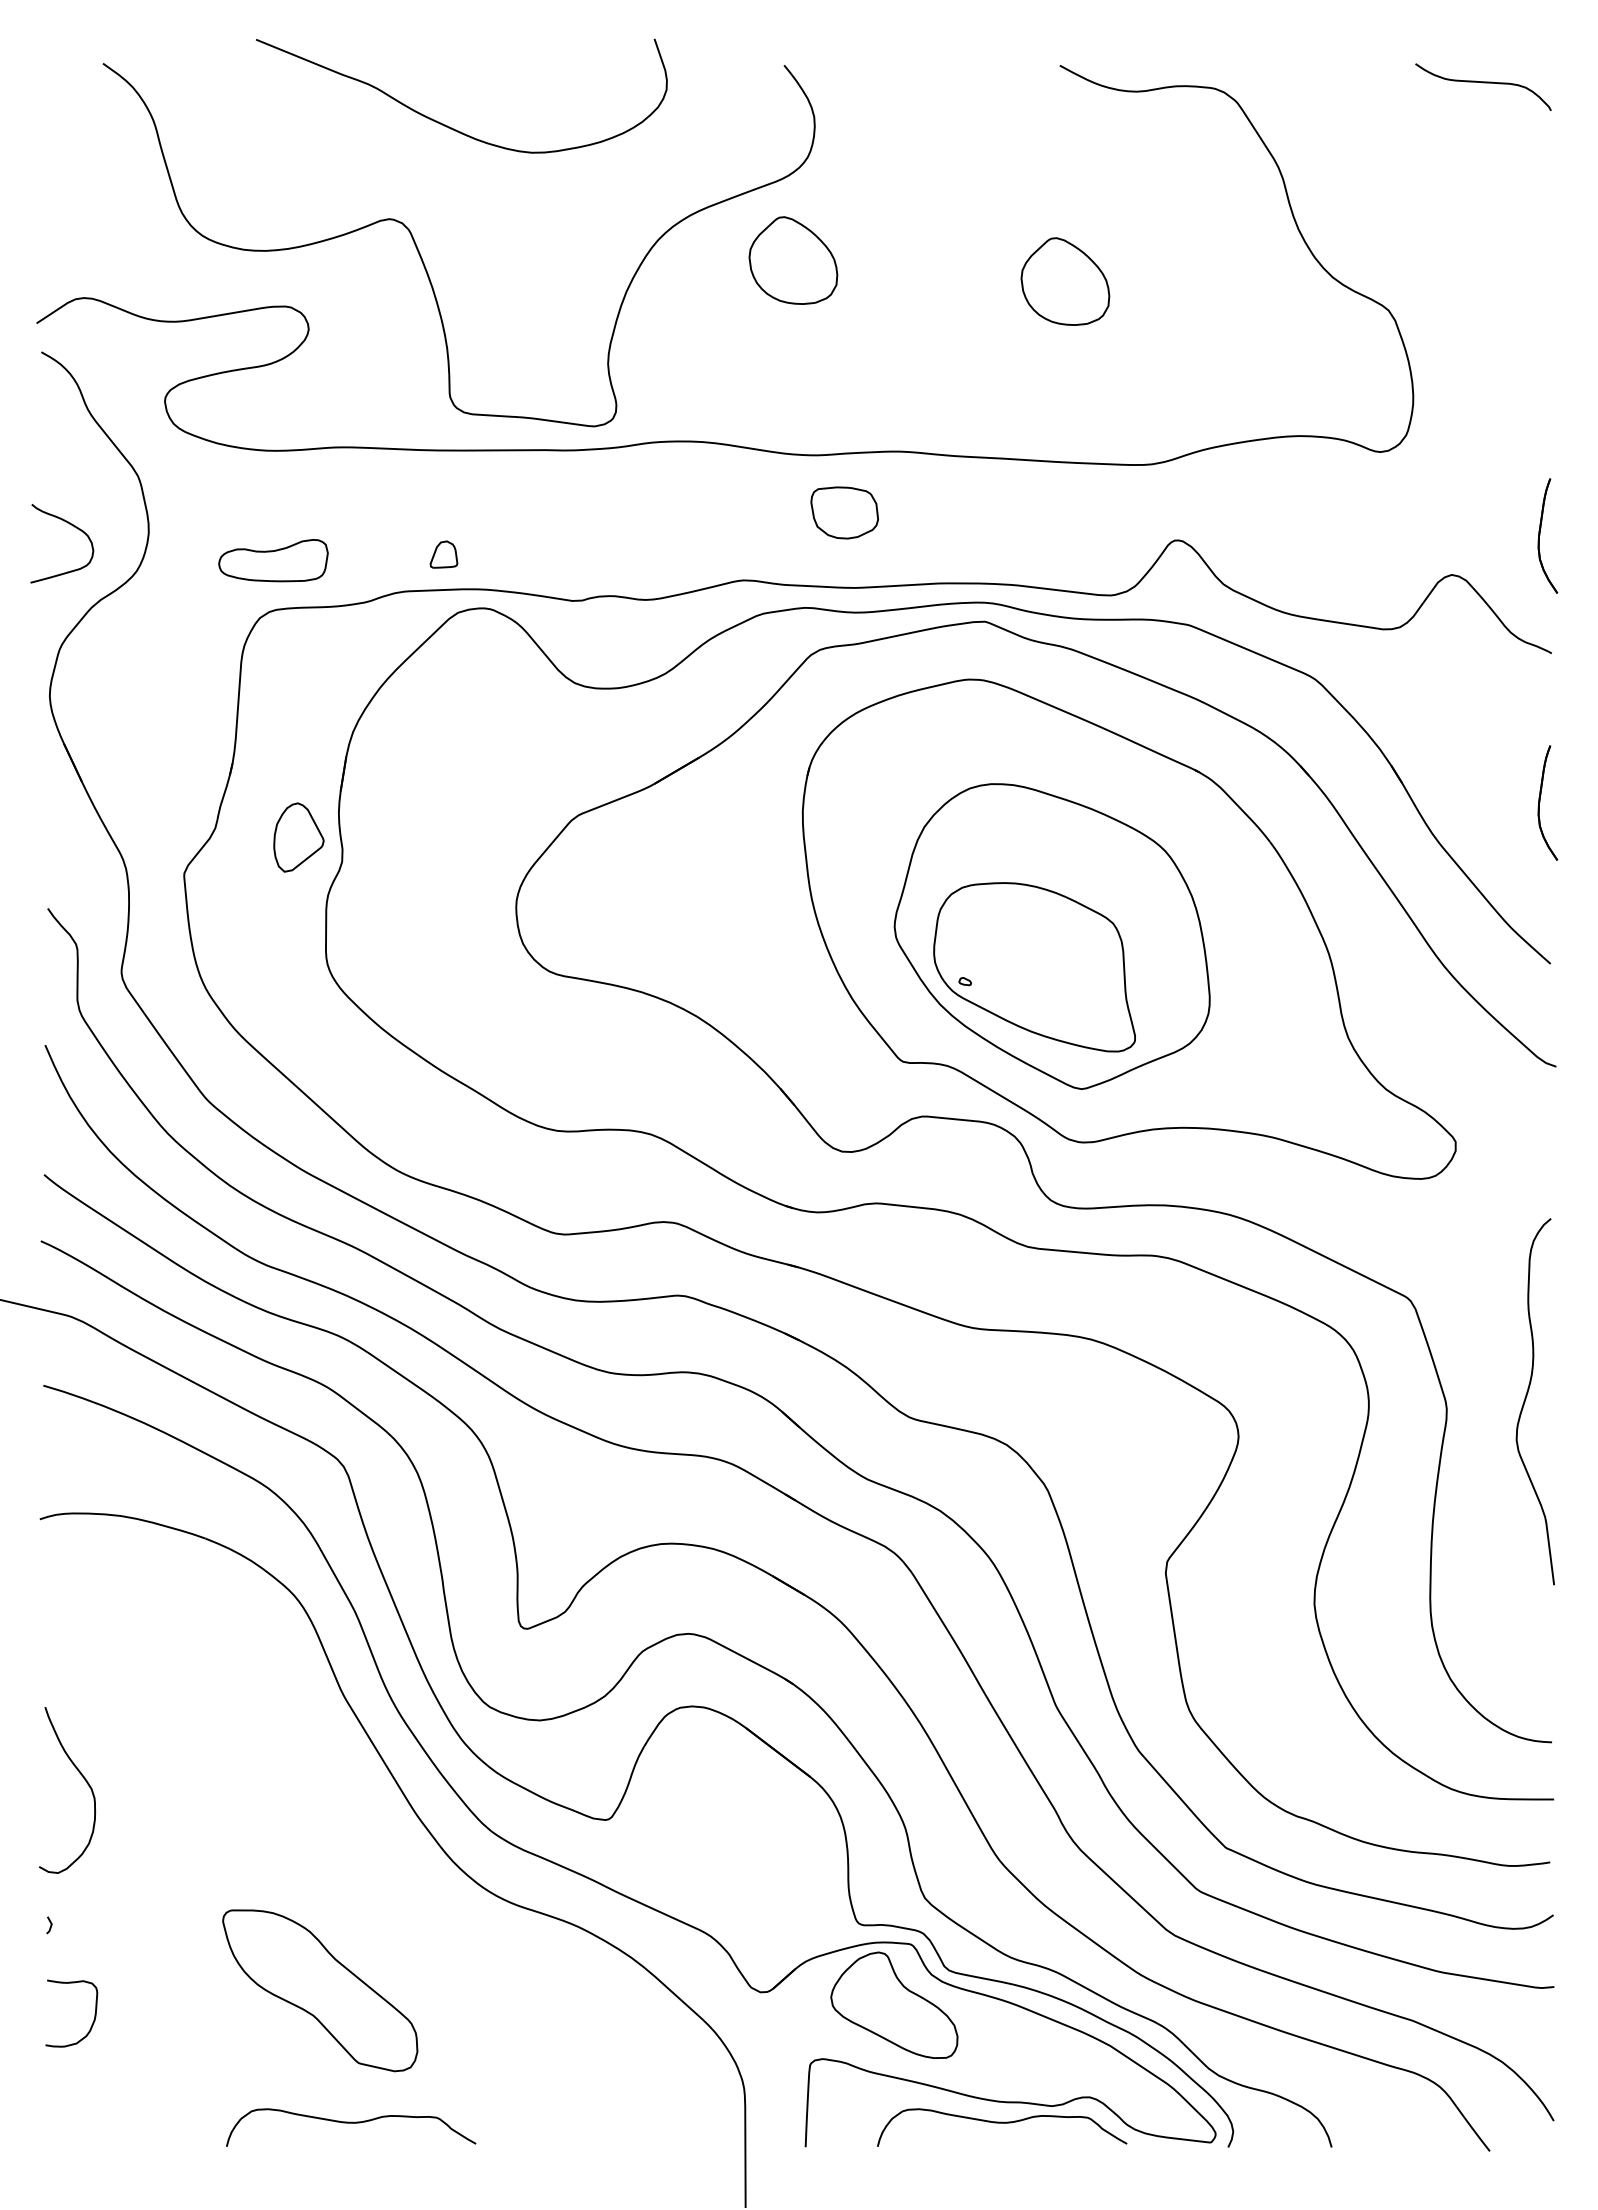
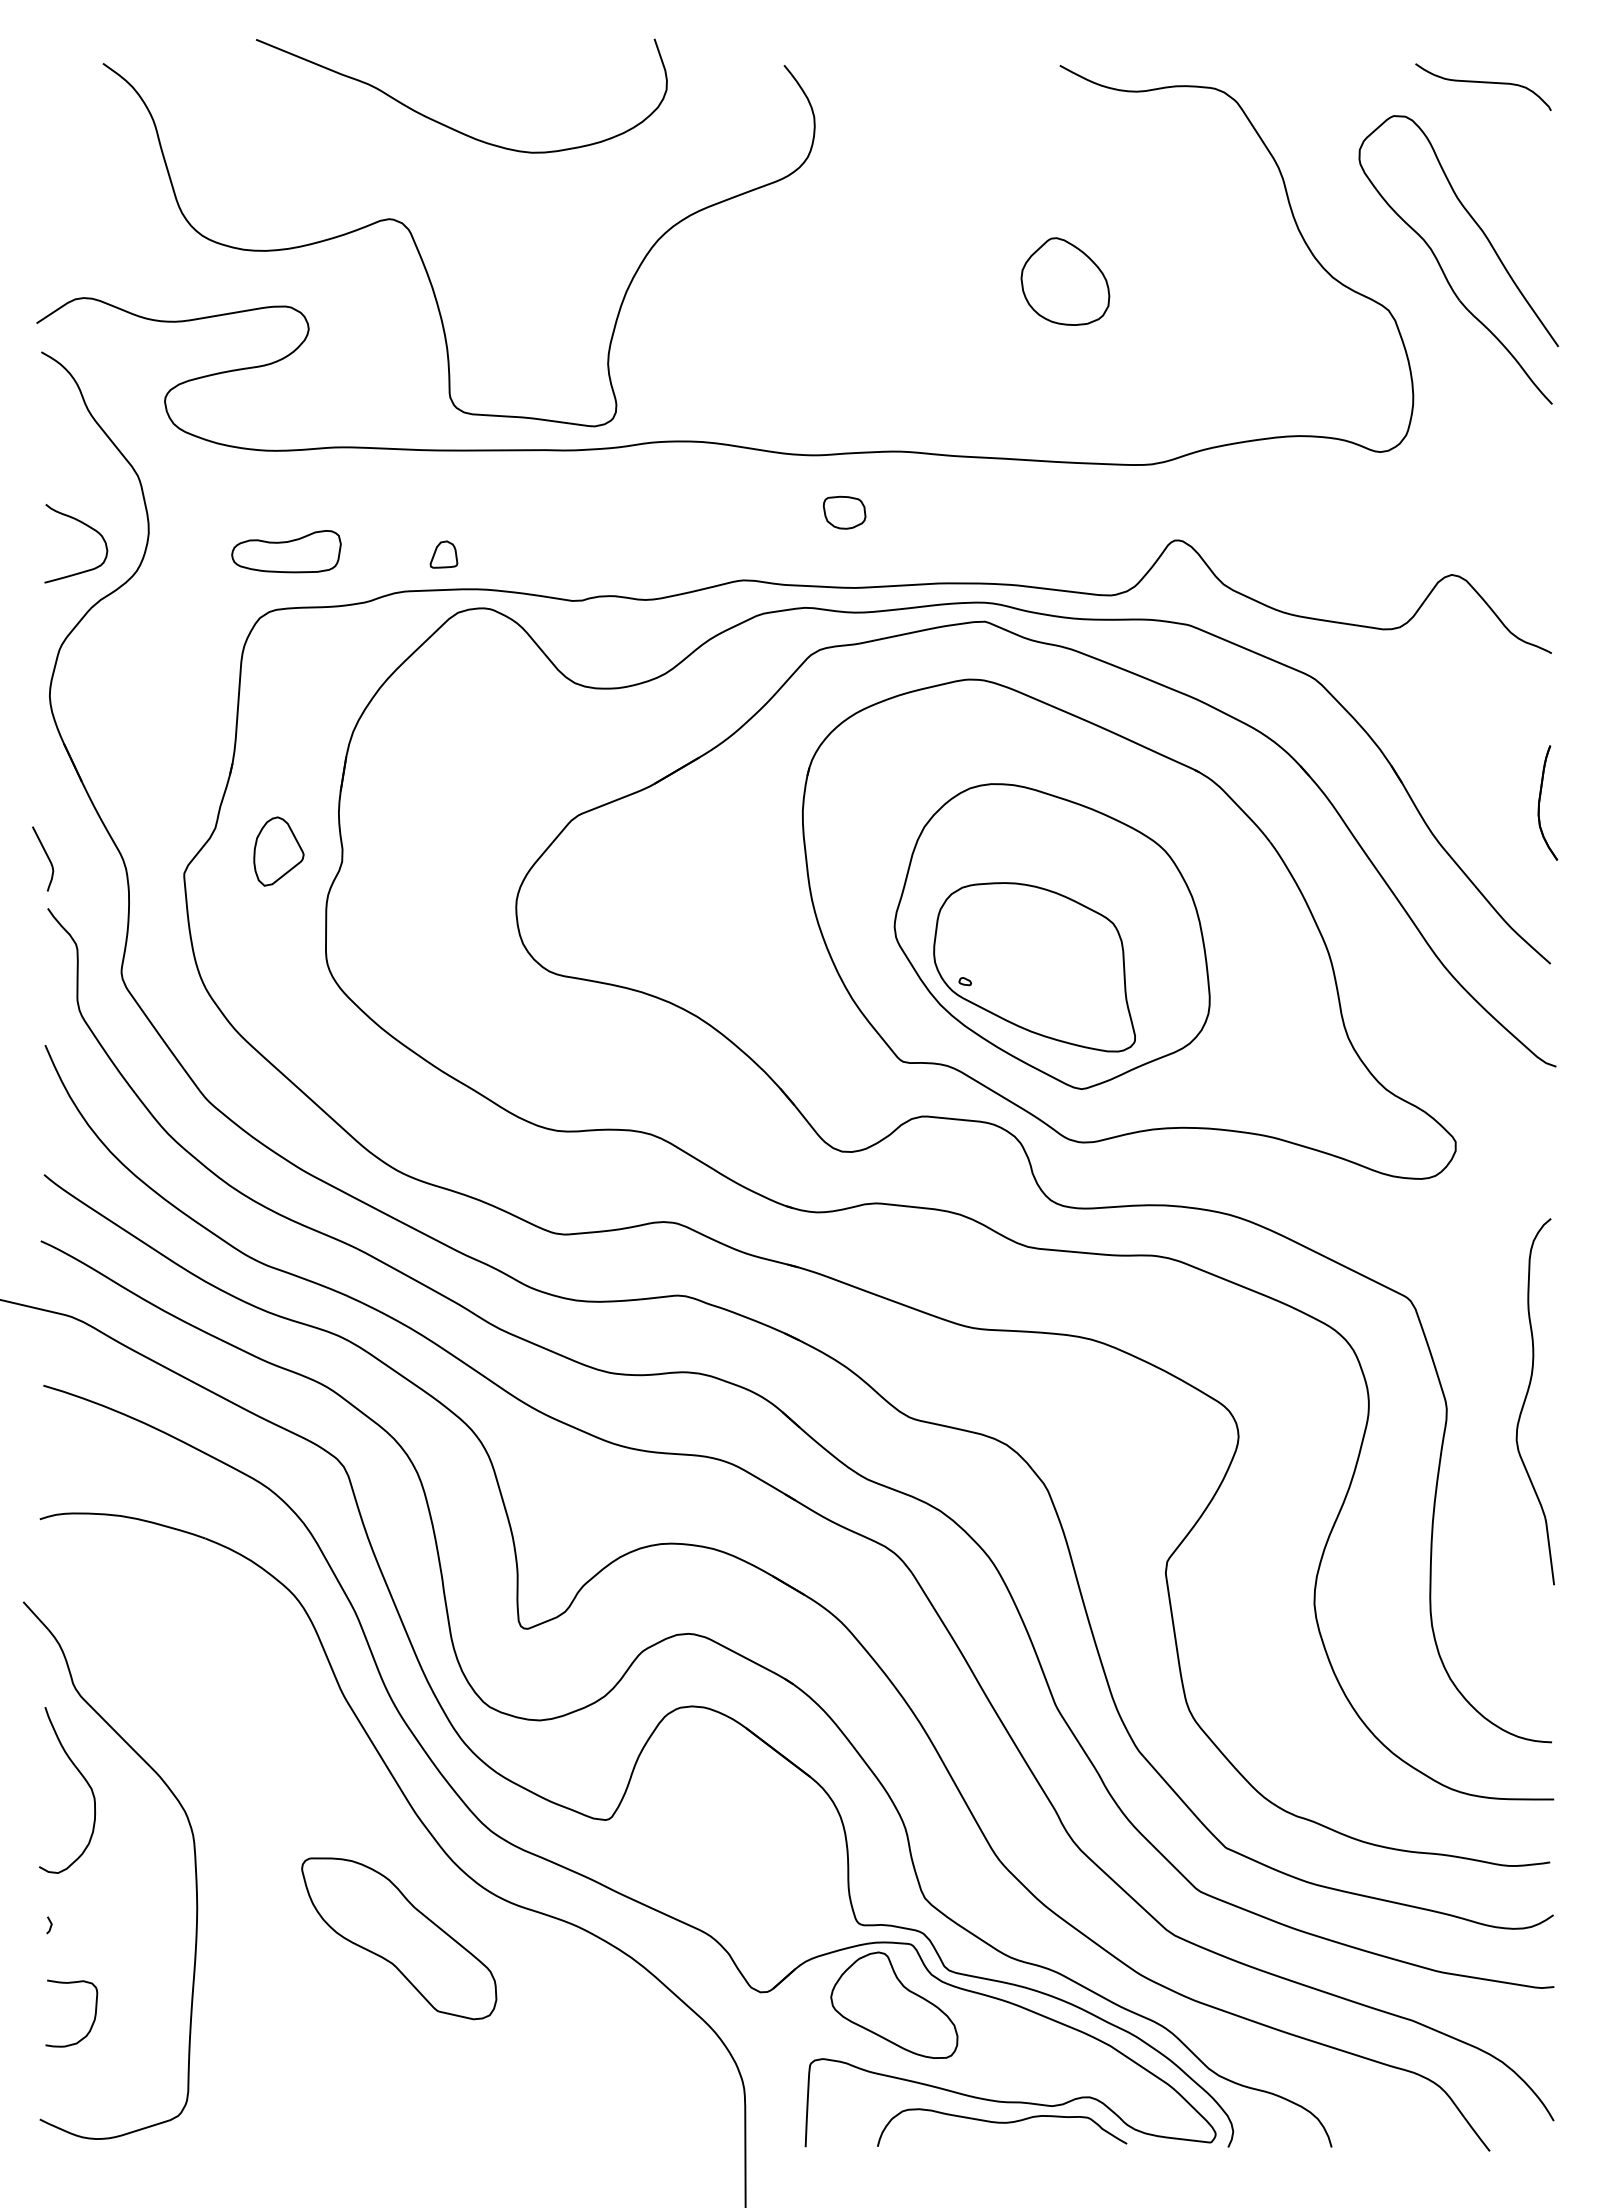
part: present -> none (793, 260)
part: none -> present (1442, 268)
part size: 69x54 px -> 45x35 px (844, 512)
curve position: (72, 526) -> (86, 526) (86, 526)
part: present -> none (1540, 535)
part position: (273, 560) -> (286, 551) (286, 551)
part position: (298, 837) -> (278, 851) (278, 851)
curve: none -> present (46, 856)
curve: none -> present (194, 1866)
part position: (320, 1990) -> (399, 1938) (399, 1938)
curve: present -> none (351, 2123)
